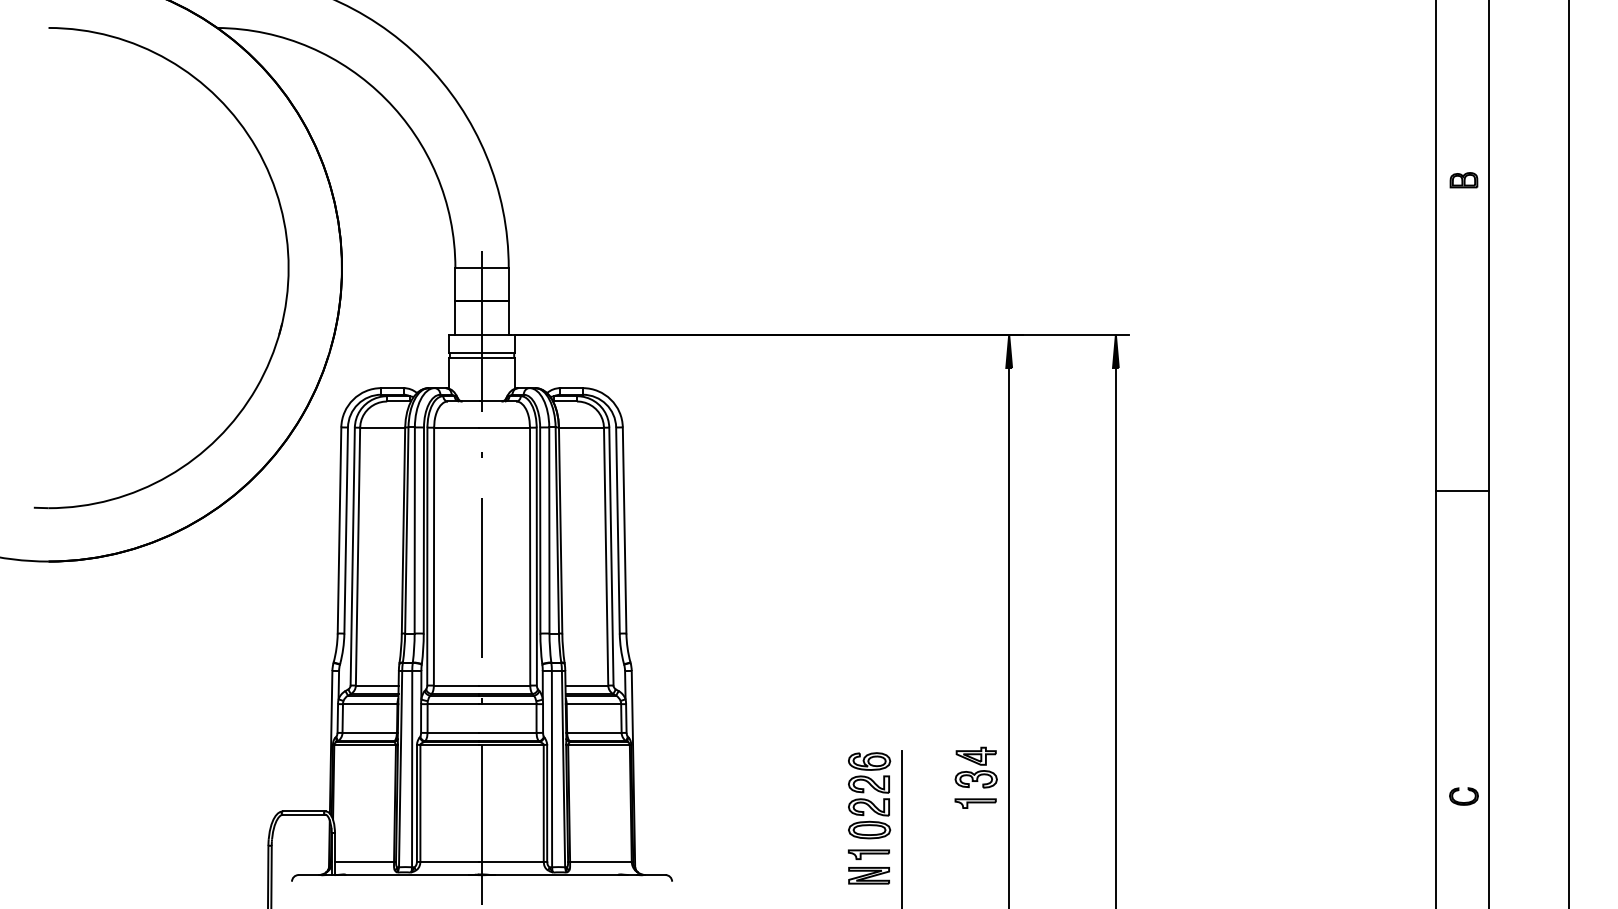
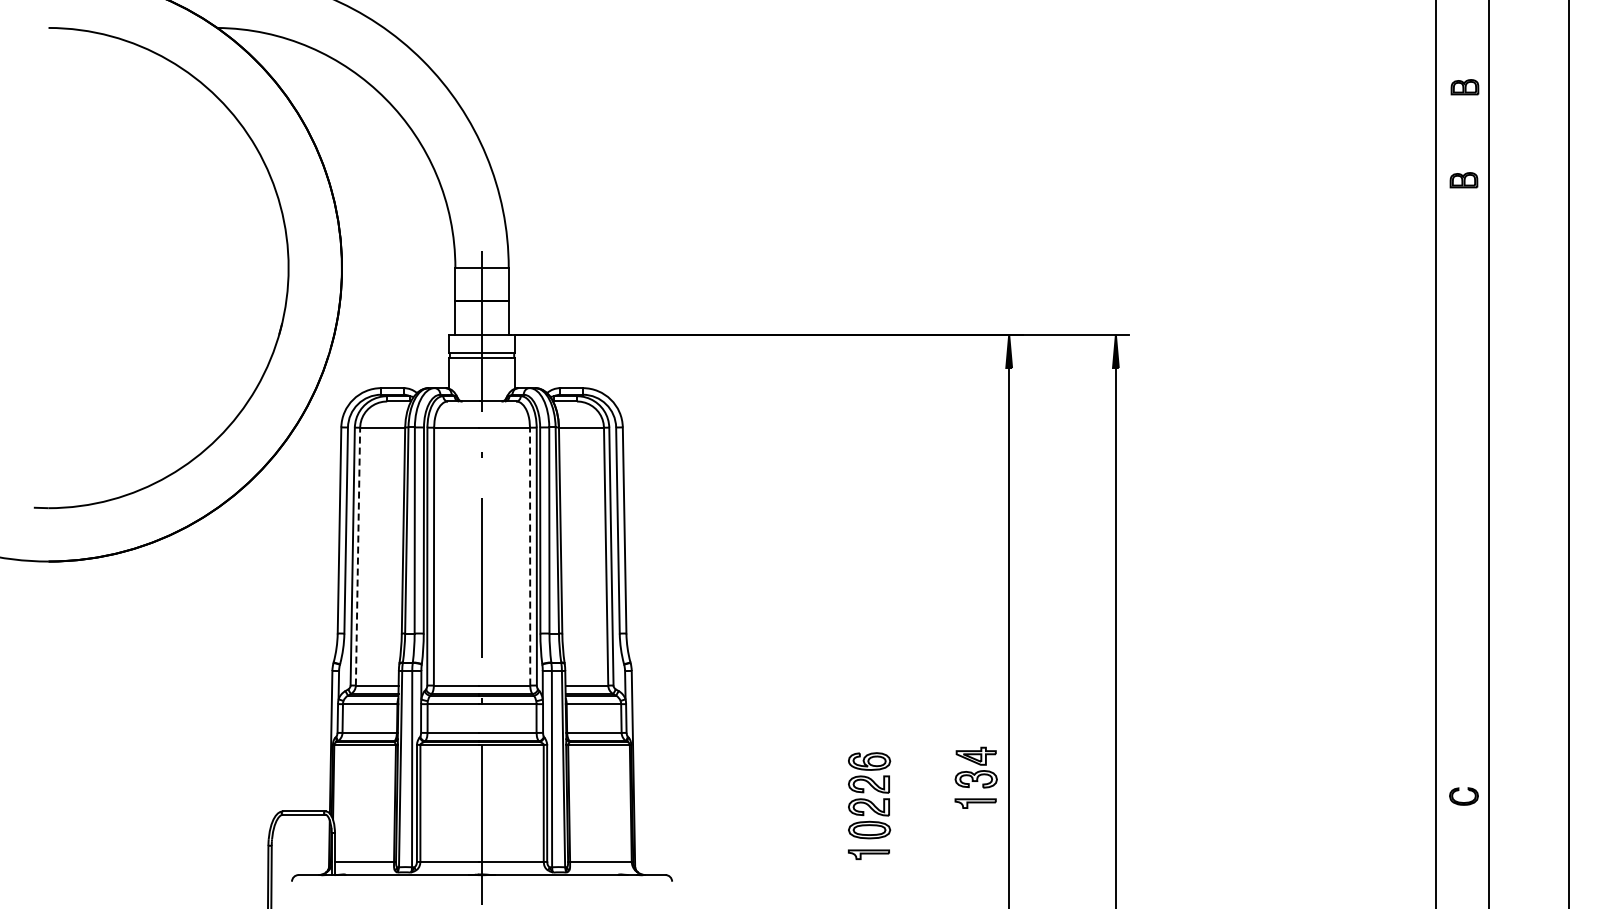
part: none -> present (1464, 87)
line: present -> none (1462, 490)
line: solid -> dashed (358, 556)
line: solid -> dashed (530, 556)
line: present -> none (902, 828)
part: present -> none (868, 875)
